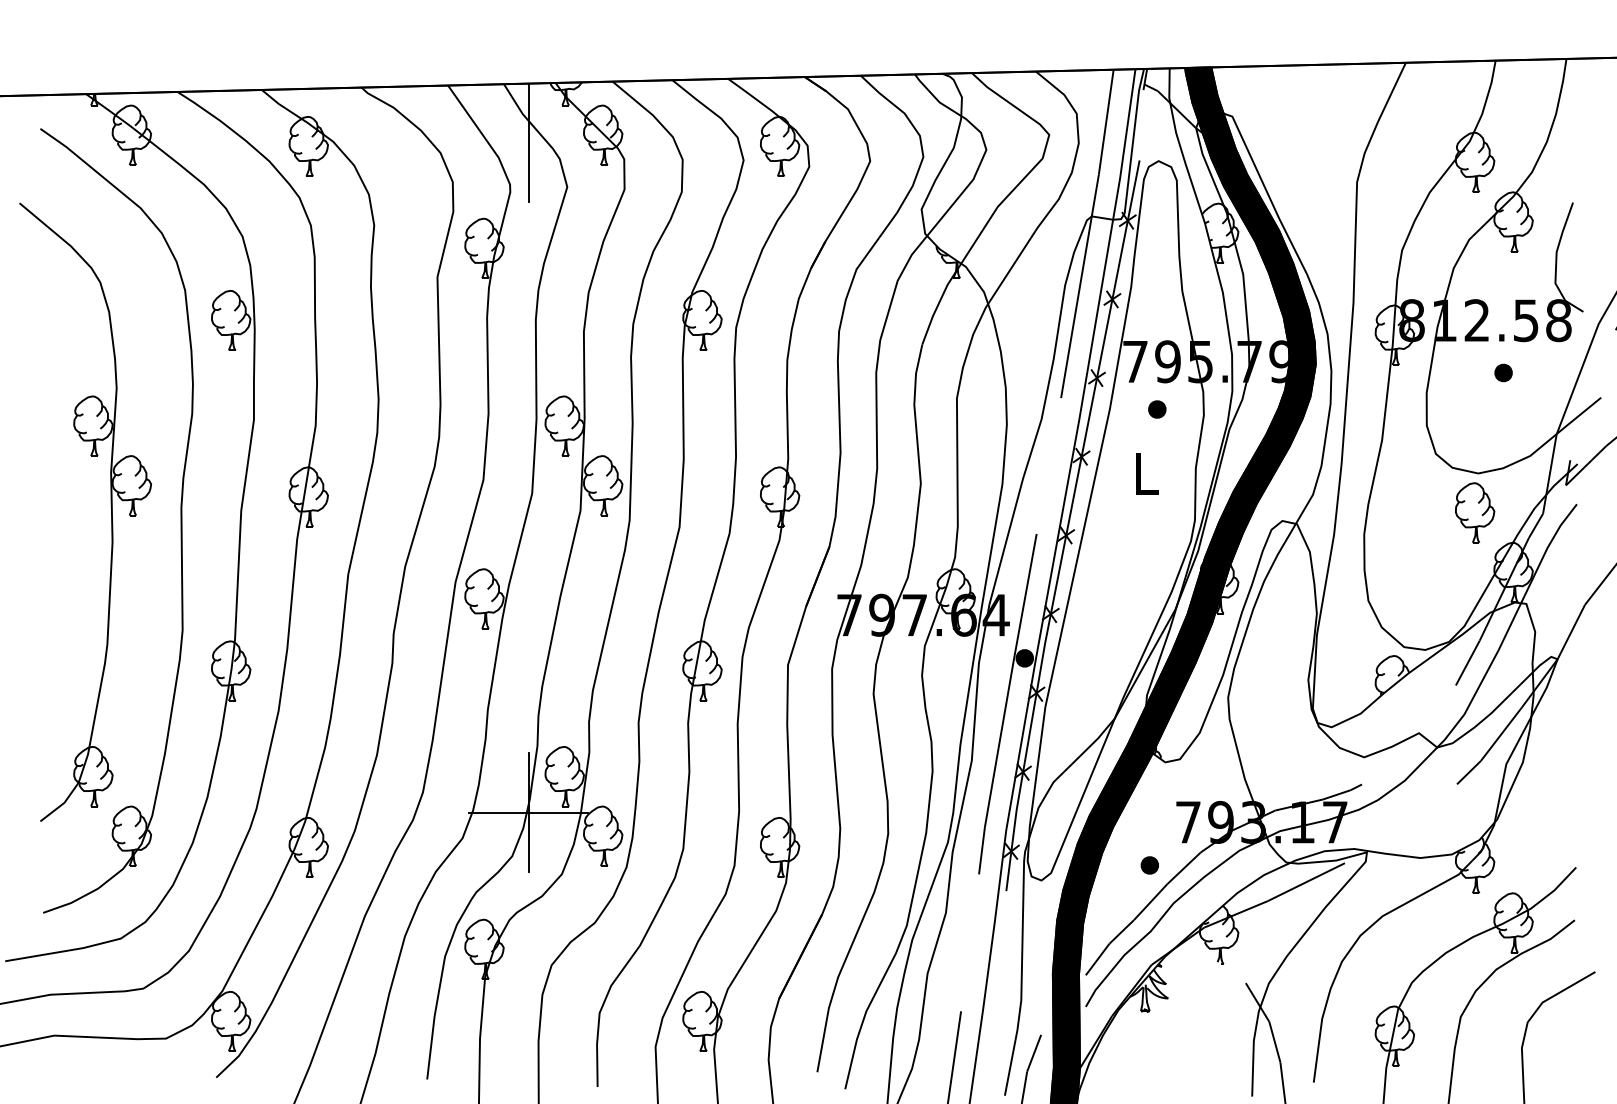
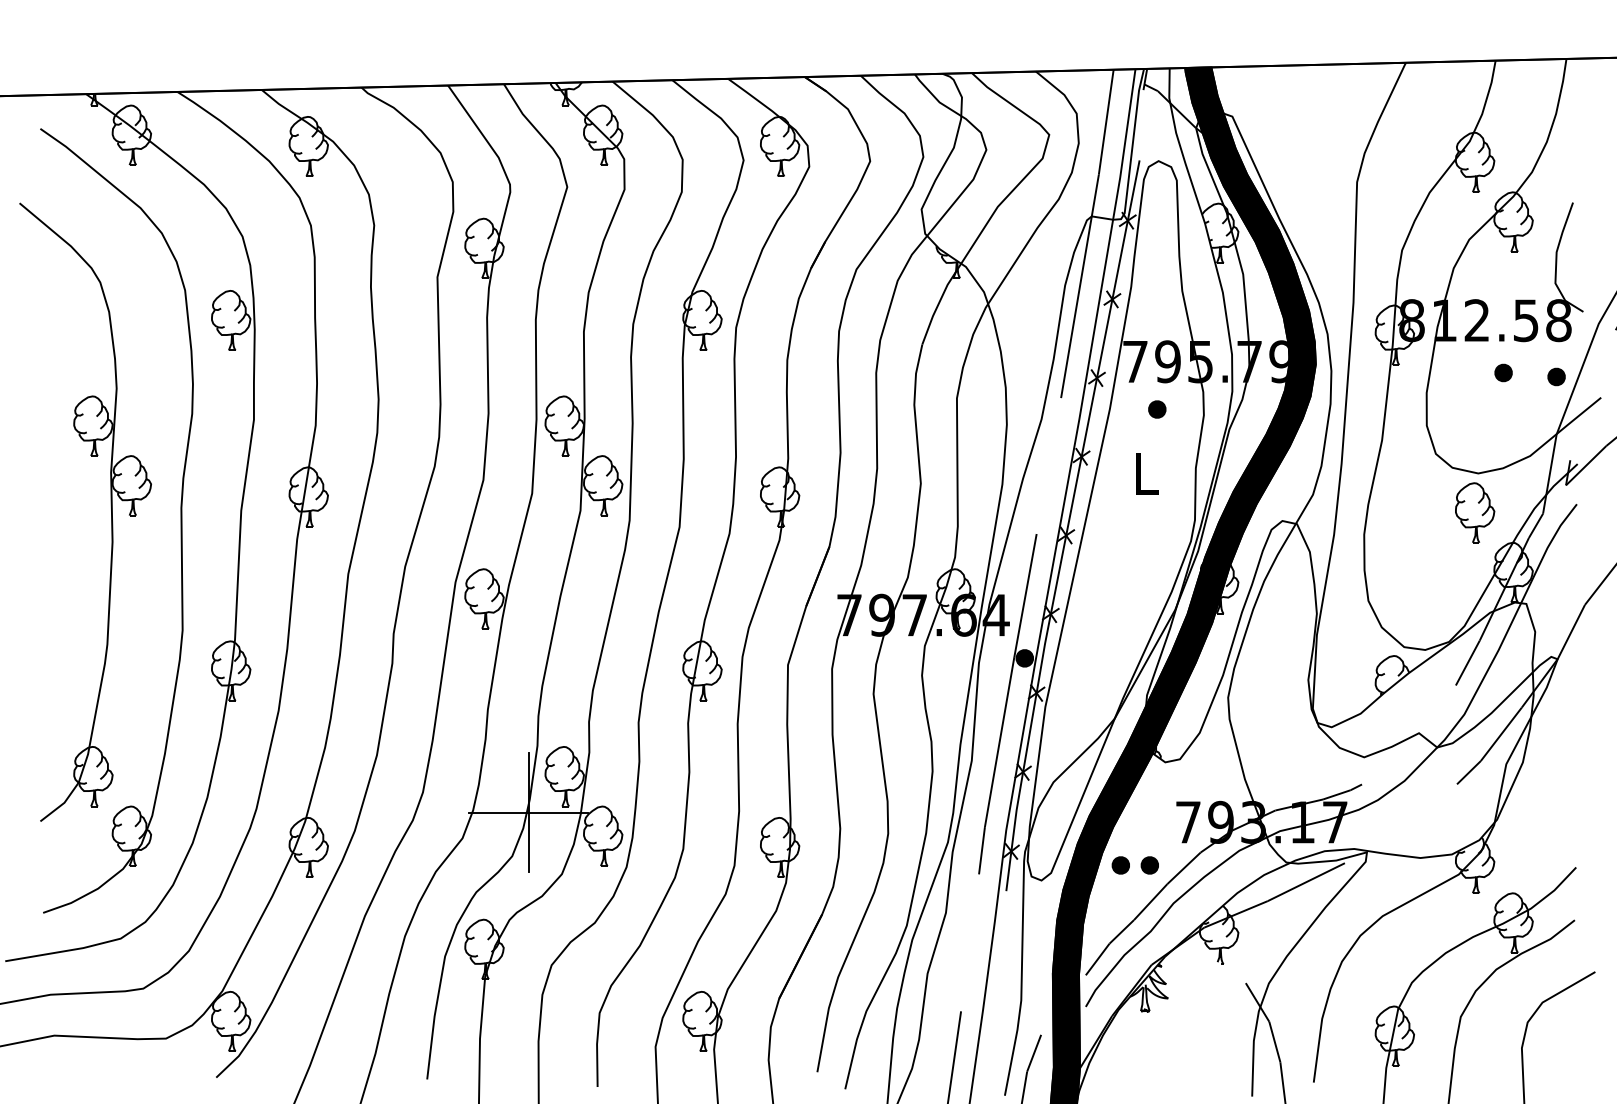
line: present -> none (528, 142)
part: none -> present (1556, 376)
part: none -> present (1120, 865)
